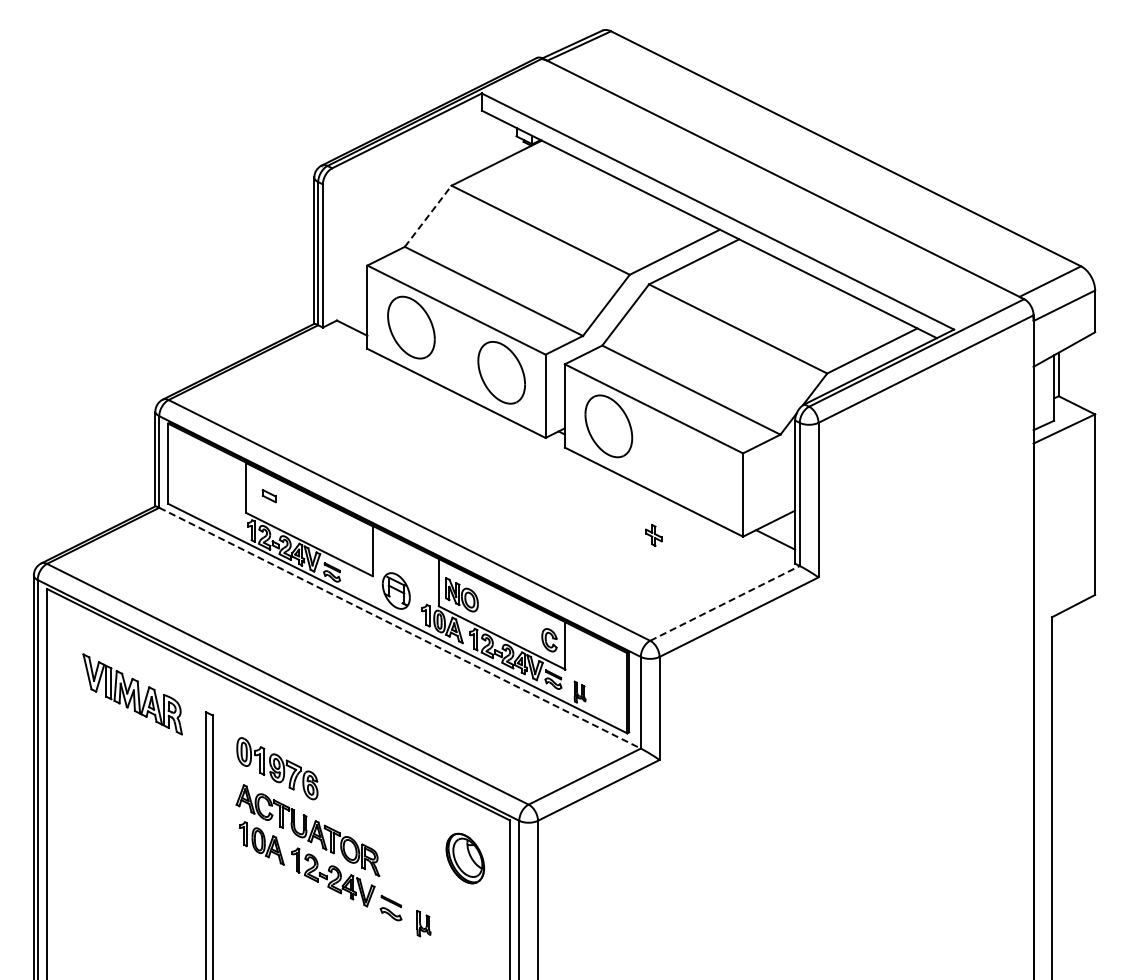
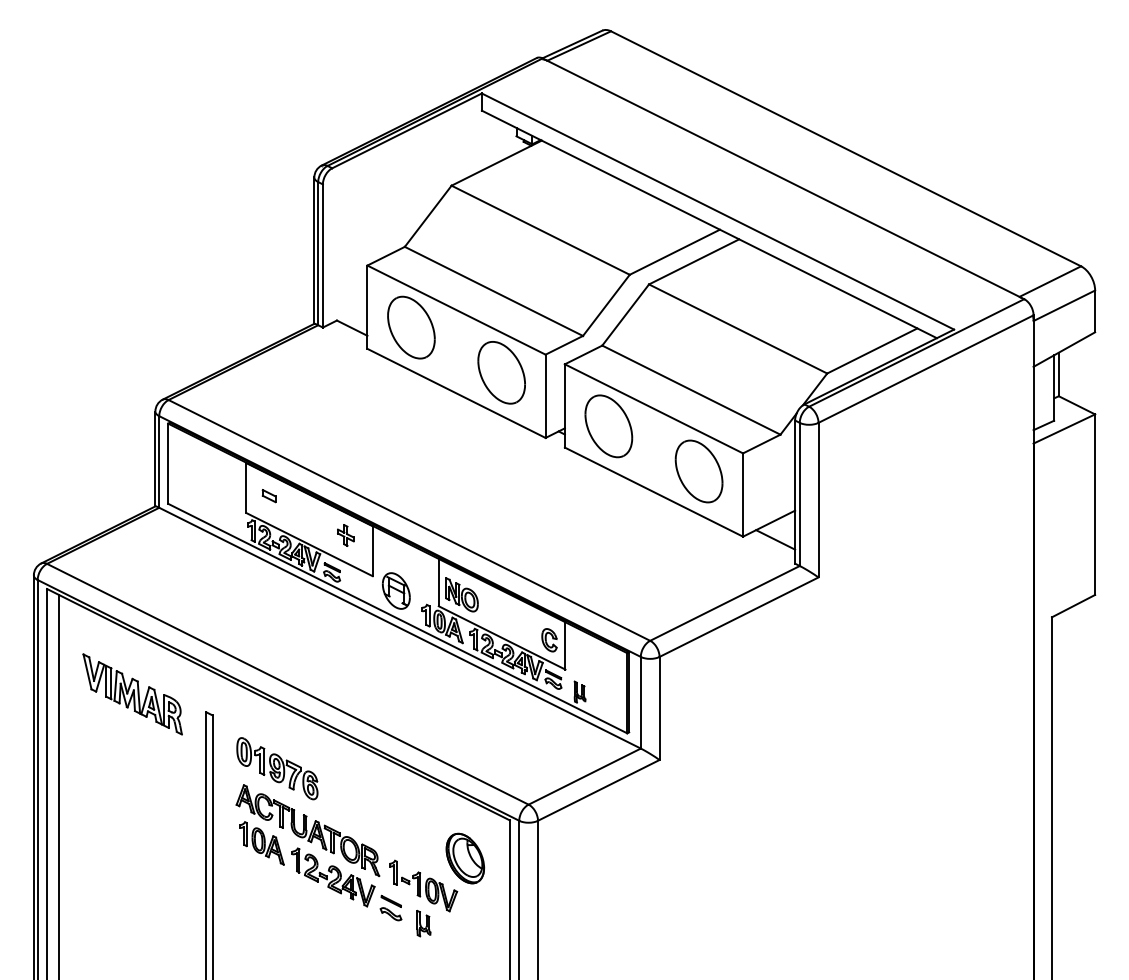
line: dashed -> solid (428, 215)
part: none -> present (698, 471)
part position: (653, 535) -> (345, 535) (345, 535)
line: dashed -> solid (725, 603)
line: dashed -> solid (400, 628)
line: none -> present (58, 785)
part: none -> present (423, 885)
